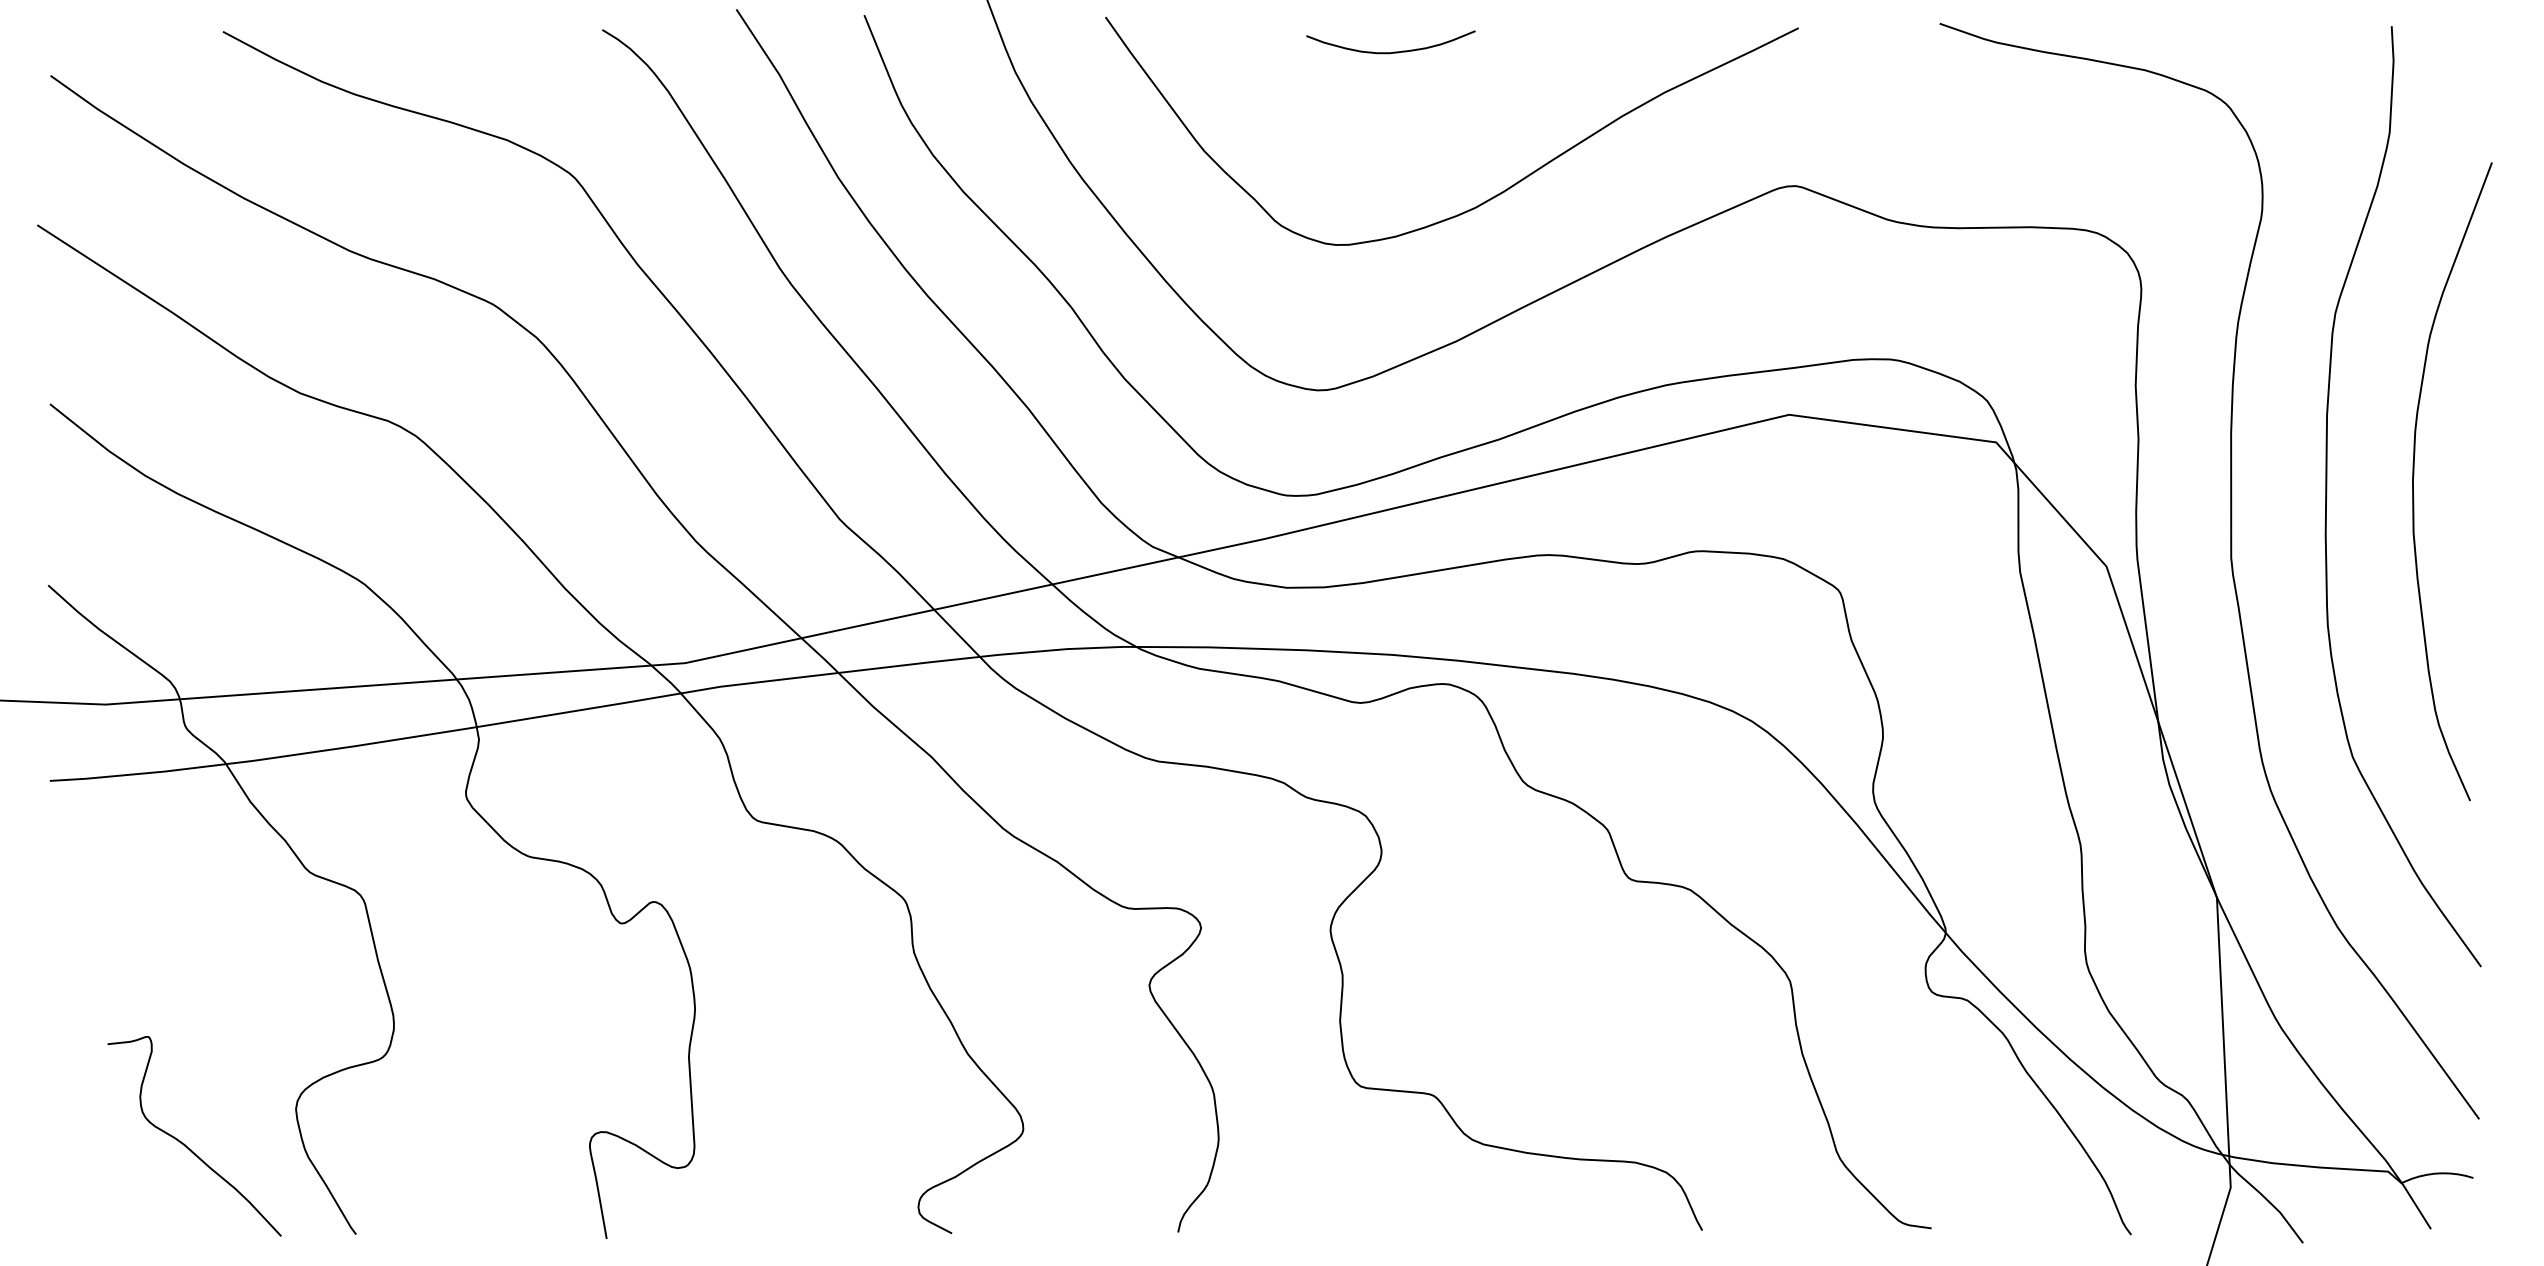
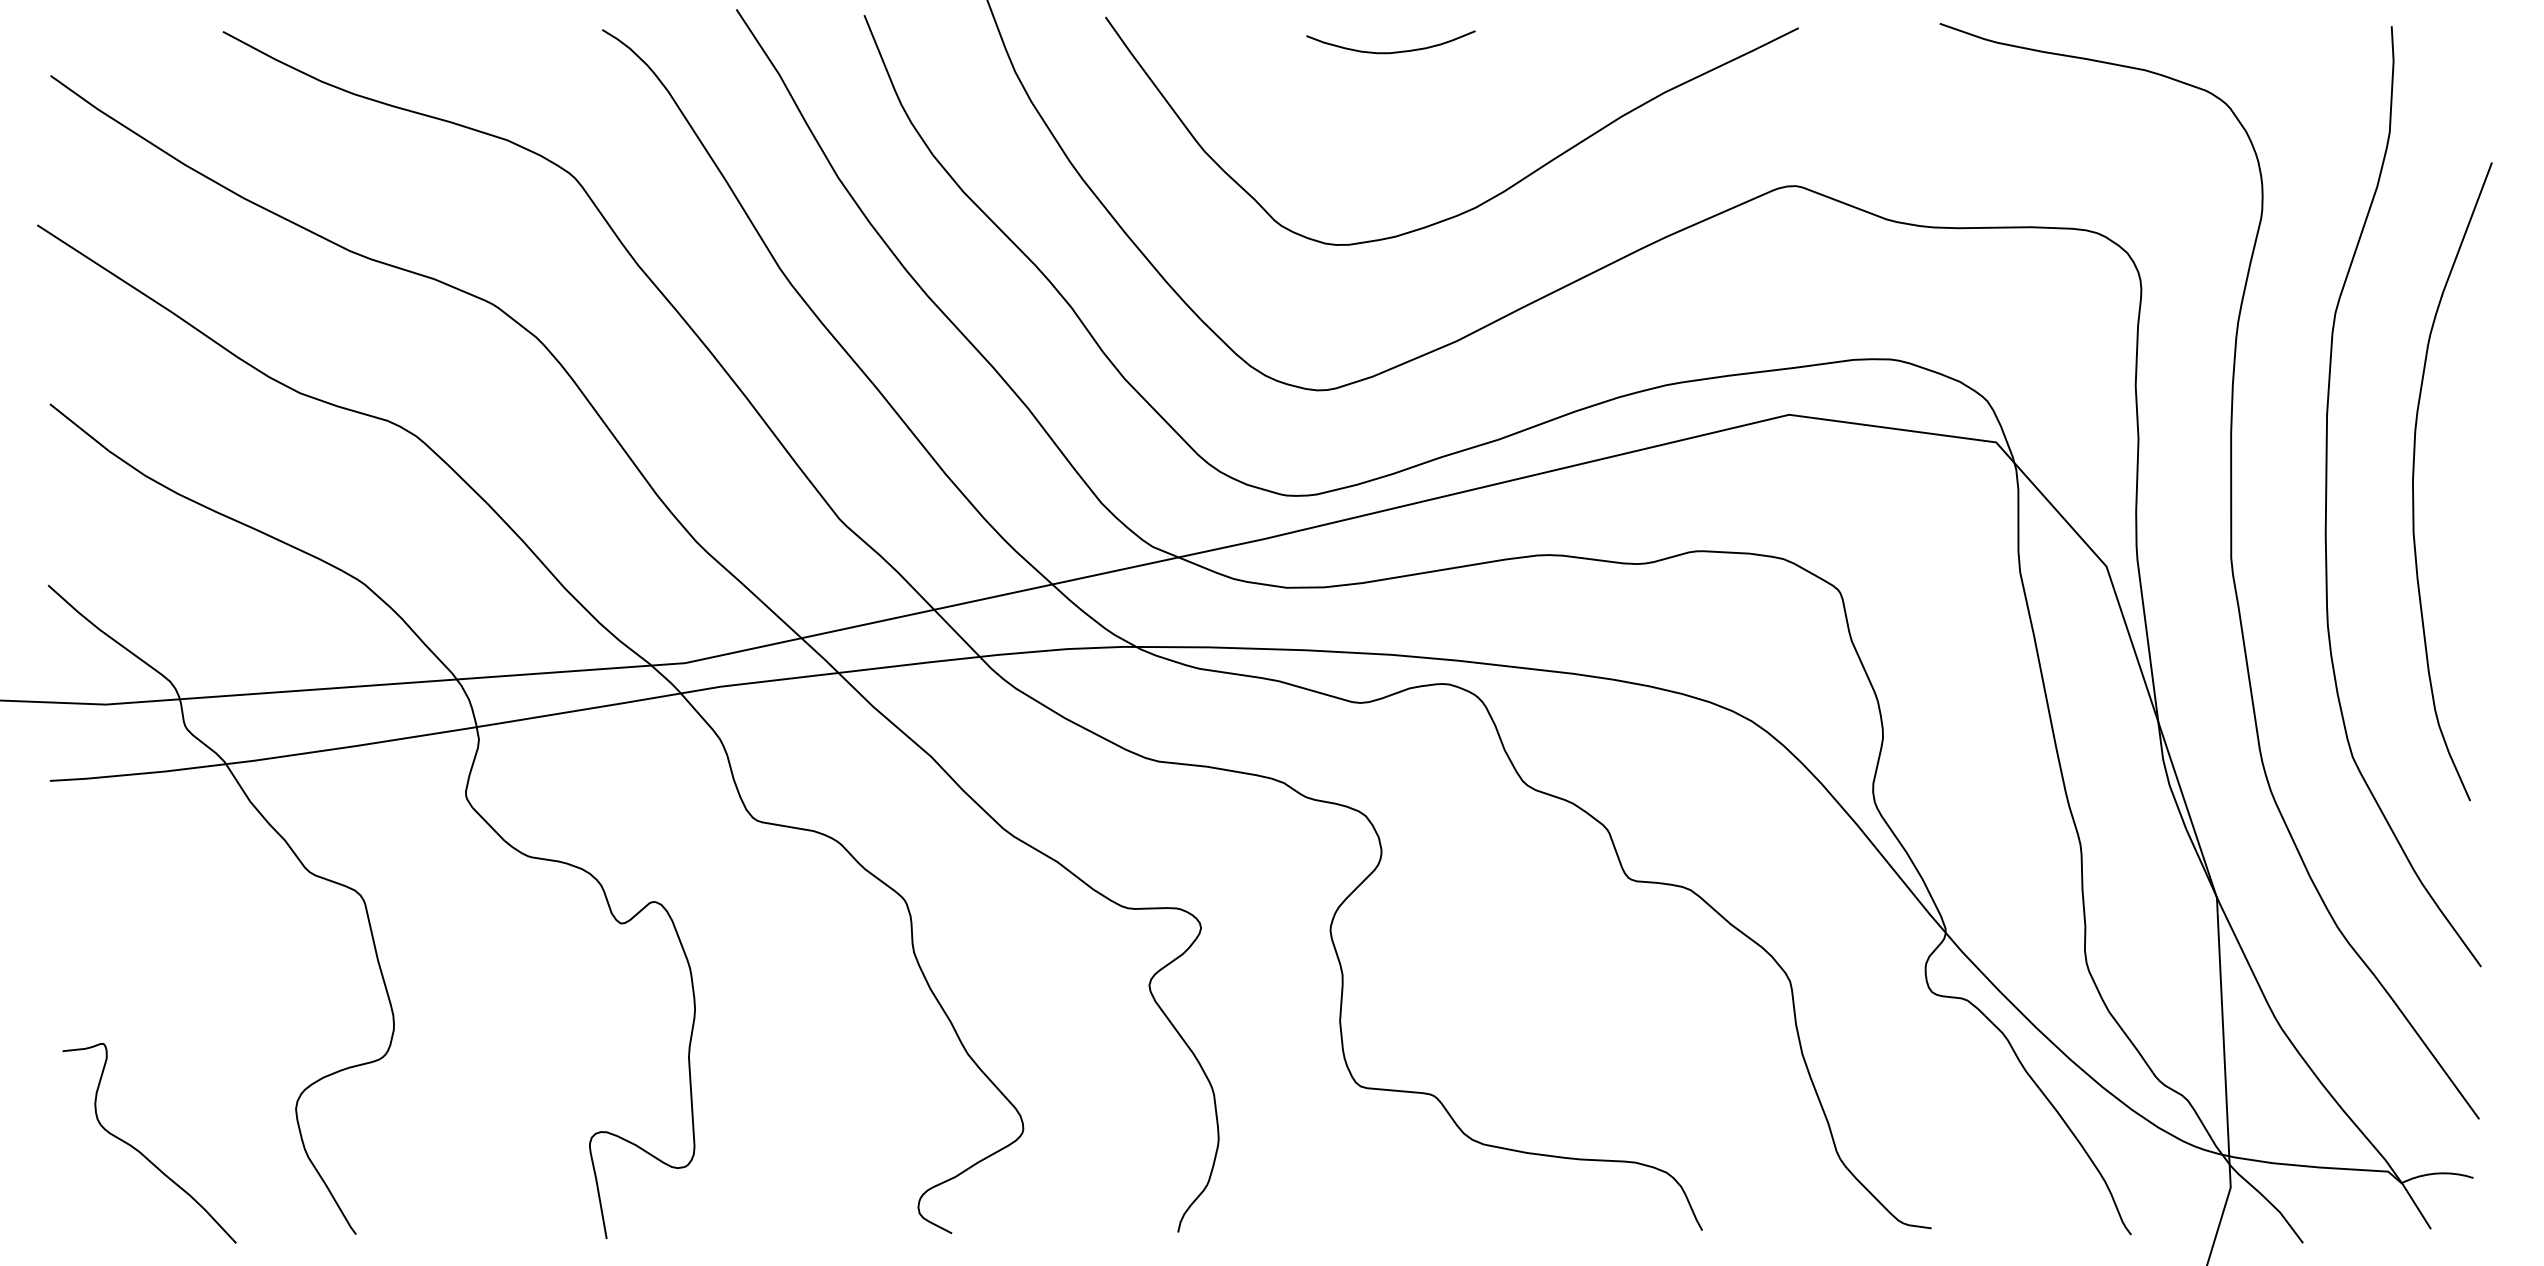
curve position: (185, 1144) -> (140, 1151) (140, 1151)
